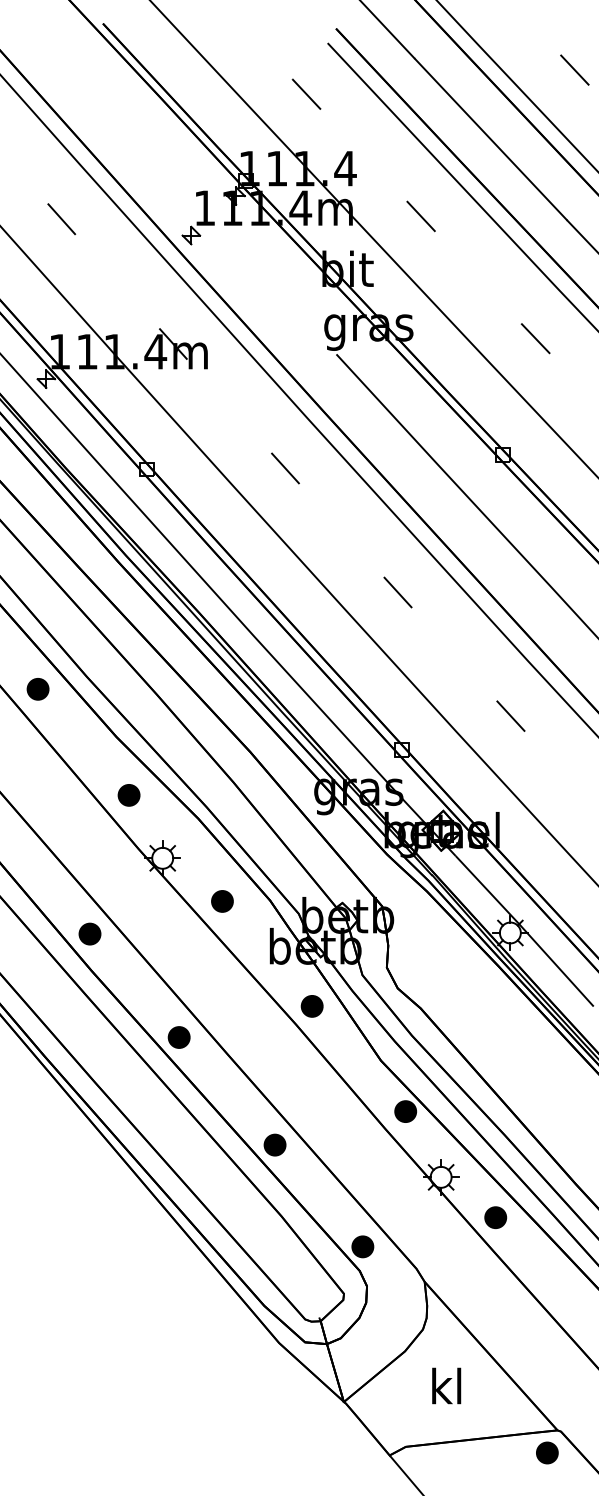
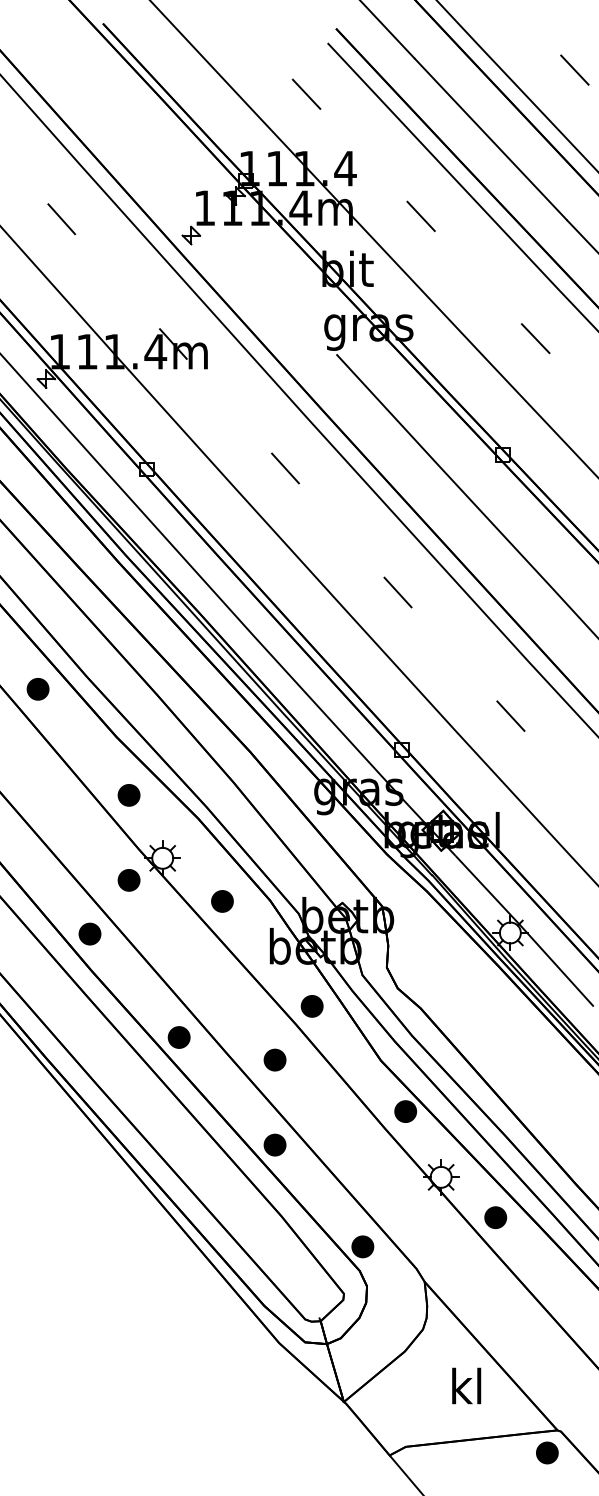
part: none -> present (128, 880)
part: none -> present (274, 1059)
text position: (446, 1385) -> (466, 1385) (466, 1385)
